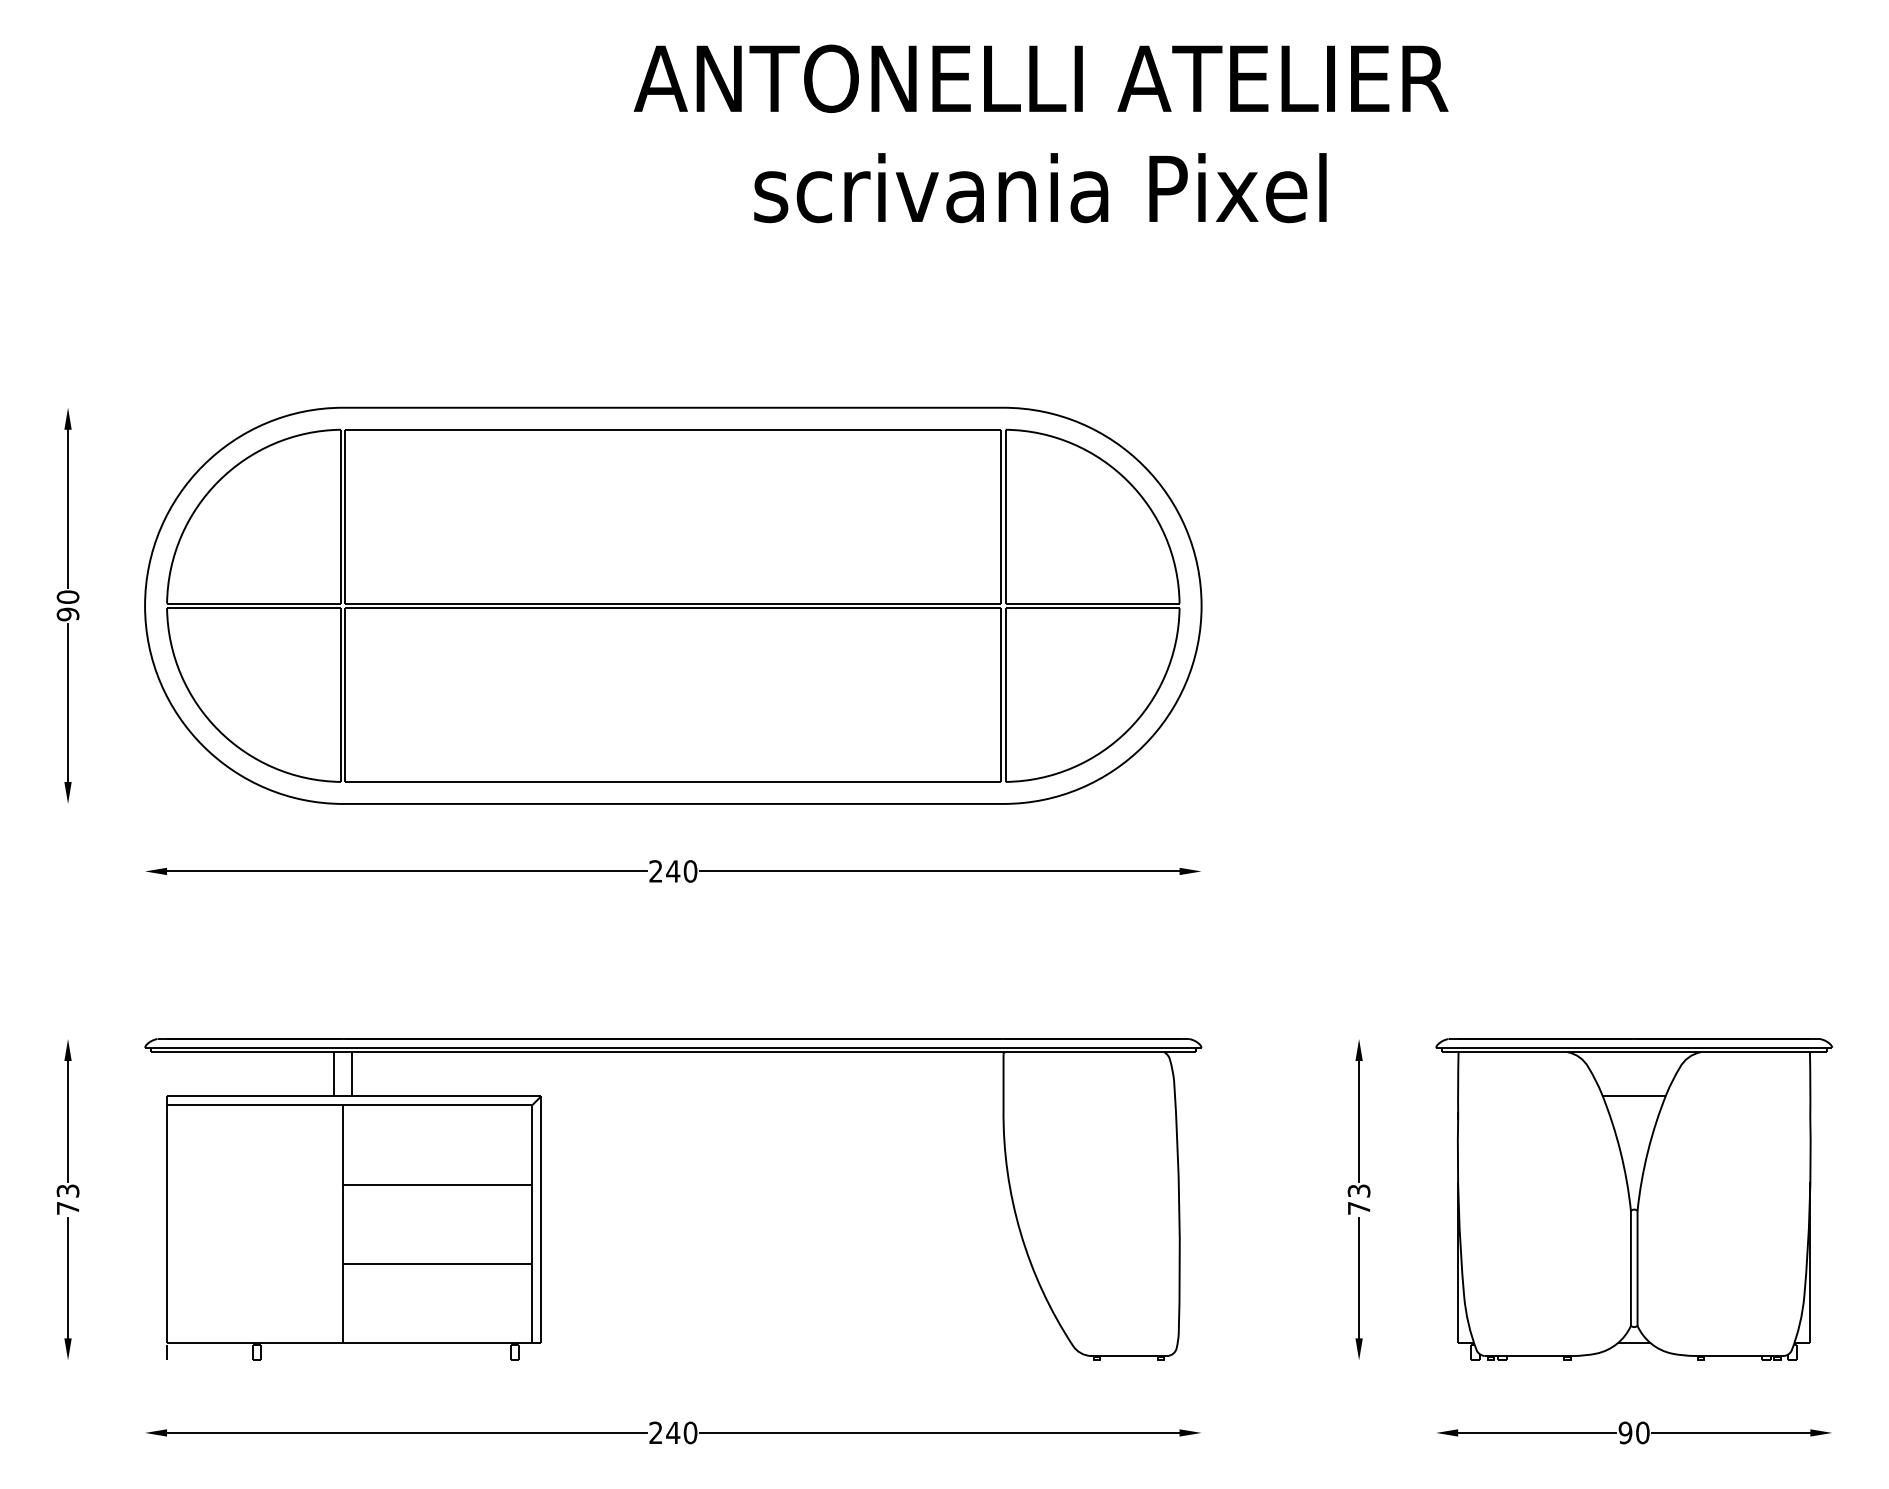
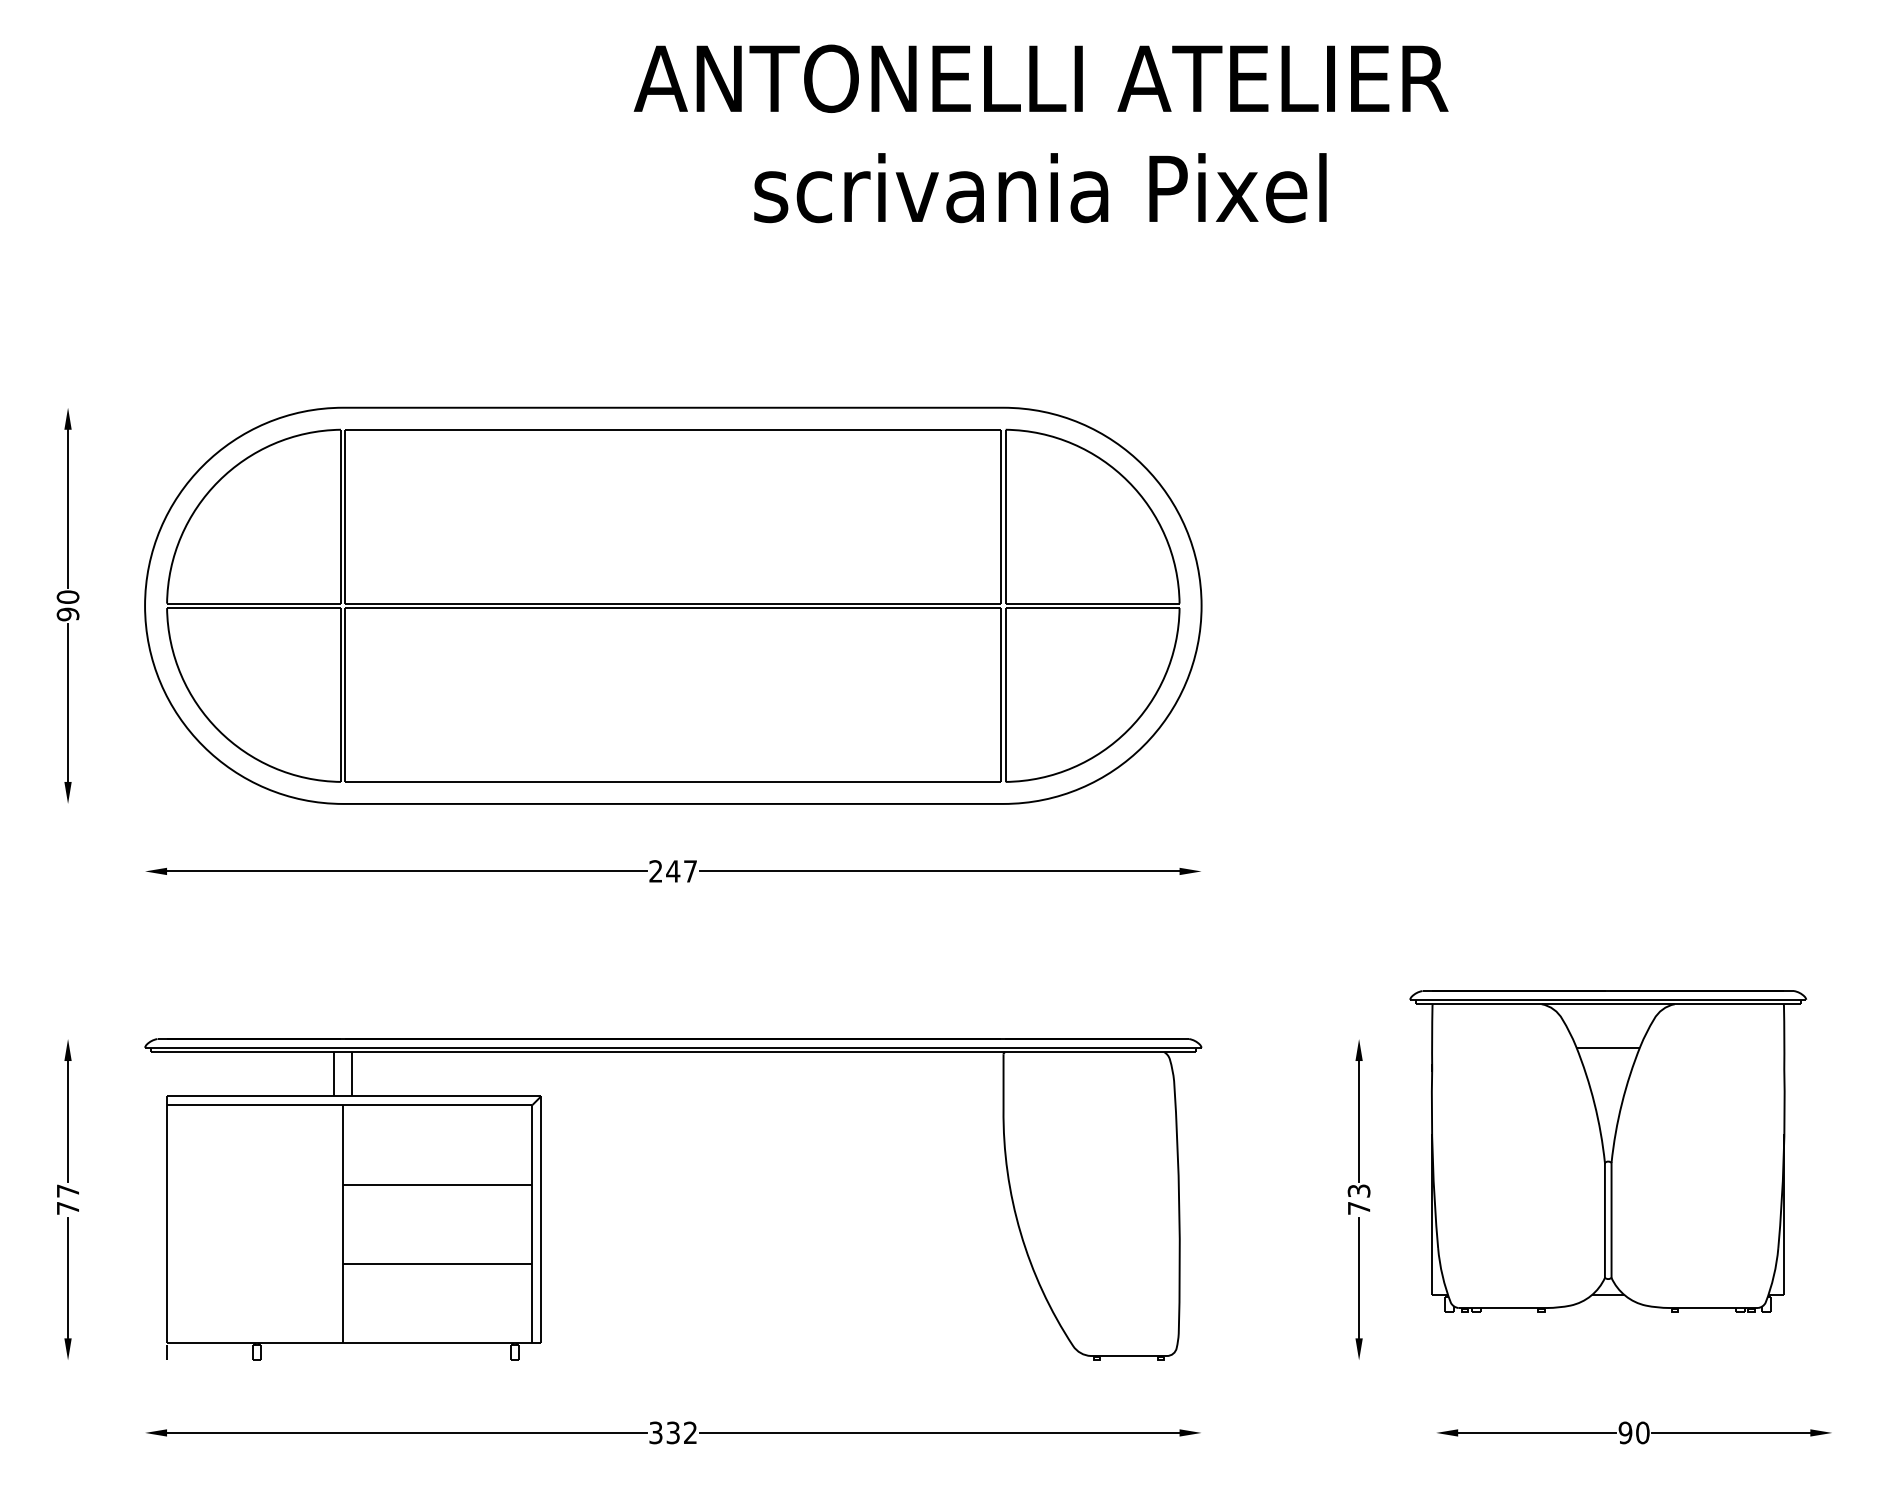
text: 240 -> 247 (690, 871)
text: 73 -> 77 (67, 1190)
part position: (1634, 1199) -> (1608, 1151) (1608, 1151)
text: 240 -> 332 (673, 1432)
